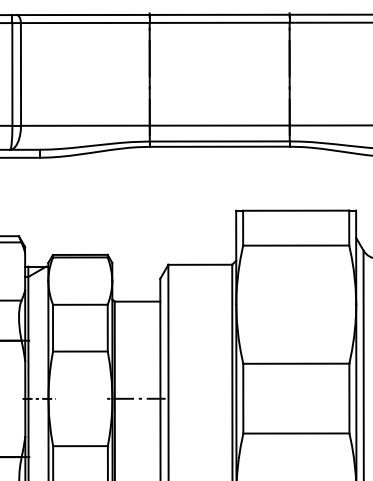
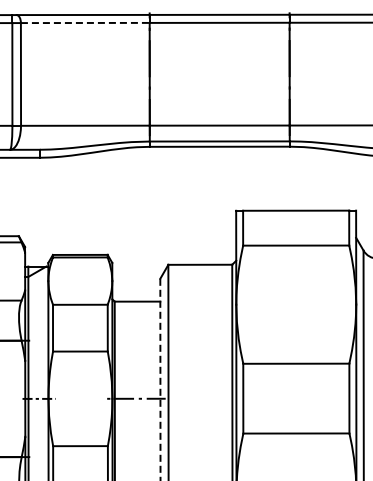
line: solid -> dashed (85, 23)
line: solid -> dashed (160, 379)
